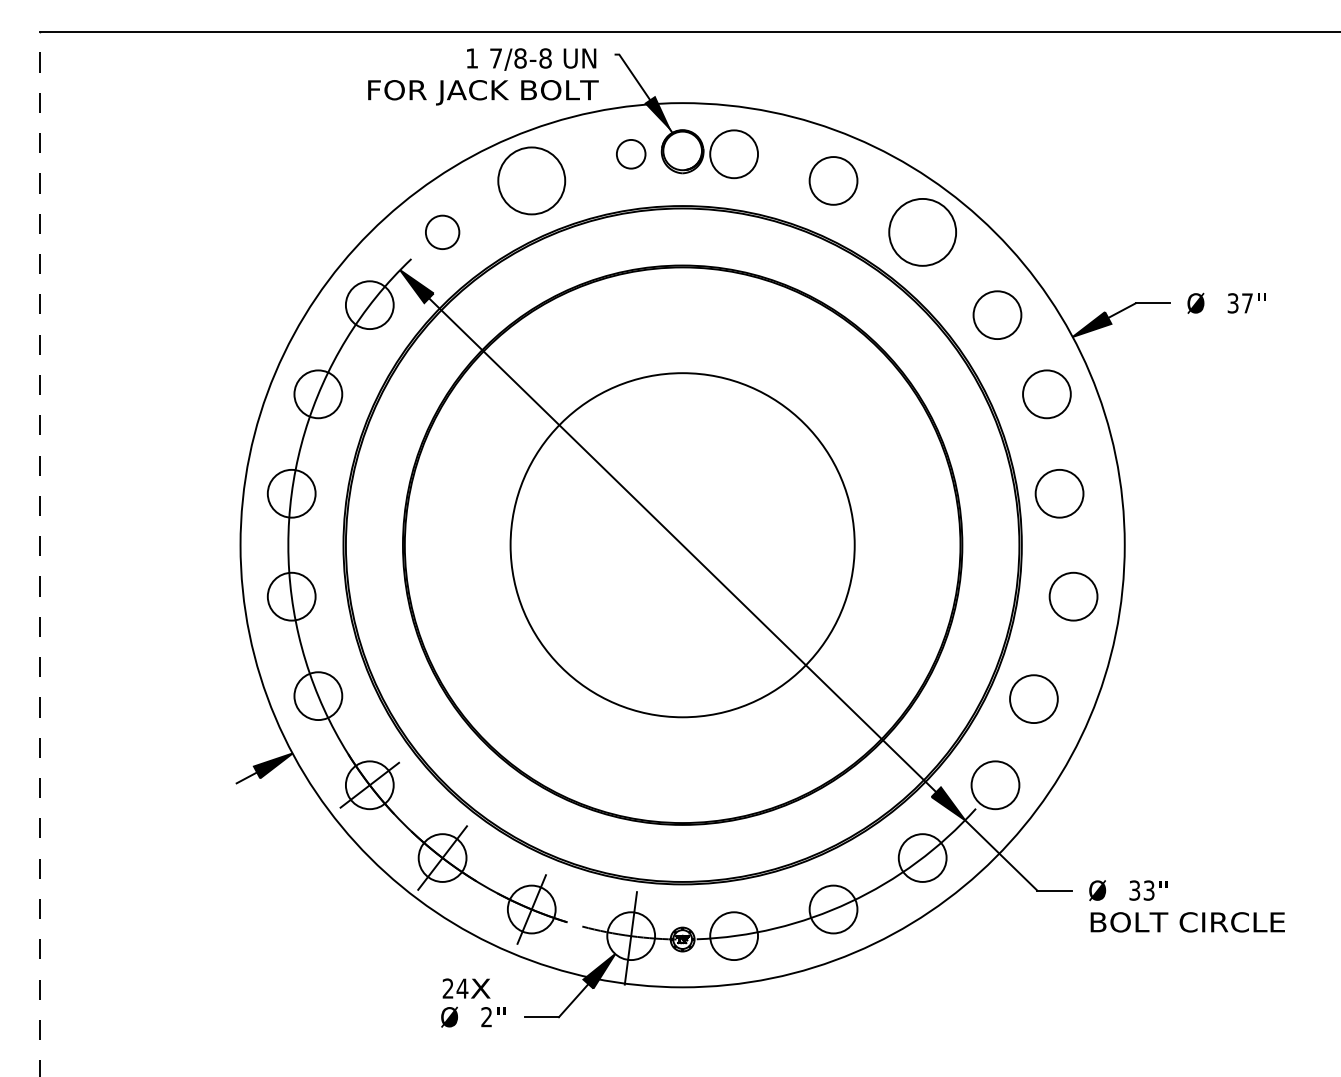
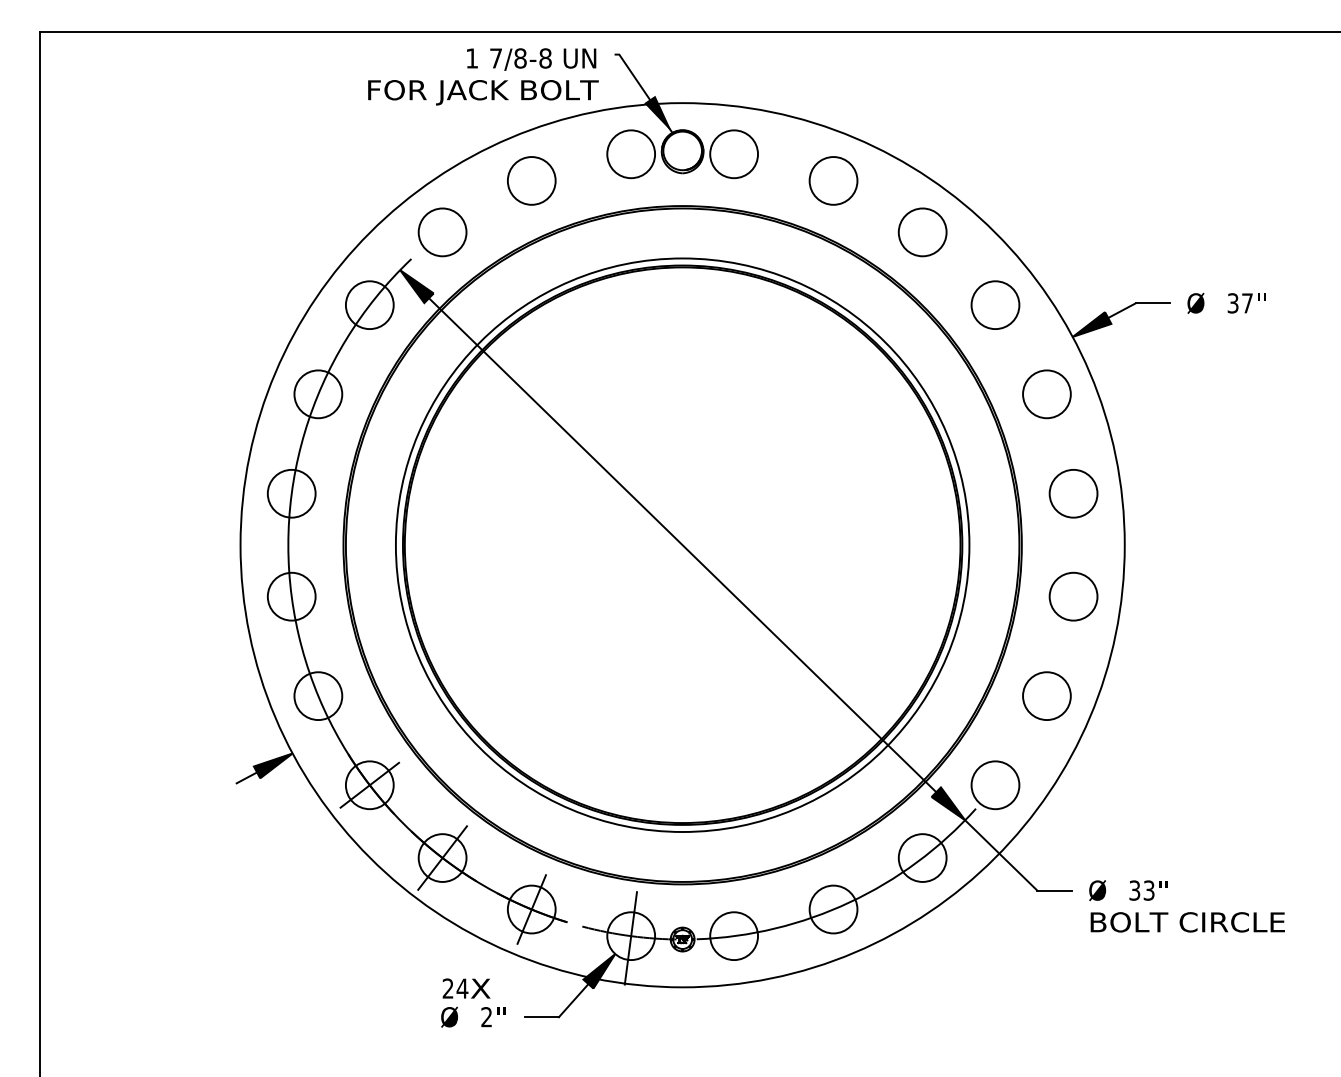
circle diameter: 29 px -> 48 px (631, 154)
circle diameter: 67 px -> 48 px (531, 180)
circle diameter: 67 px -> 48 px (922, 232)
circle diameter: 33 px -> 48 px (442, 232)
circle position: (997, 314) -> (995, 304) (995, 304)
circle position: (1059, 493) -> (1073, 493) (1073, 493)
circle diameter: 344 px -> 574 px (682, 545)
line: dashed -> solid (40, 554)
circle position: (1033, 698) -> (1046, 695) (1046, 695)
